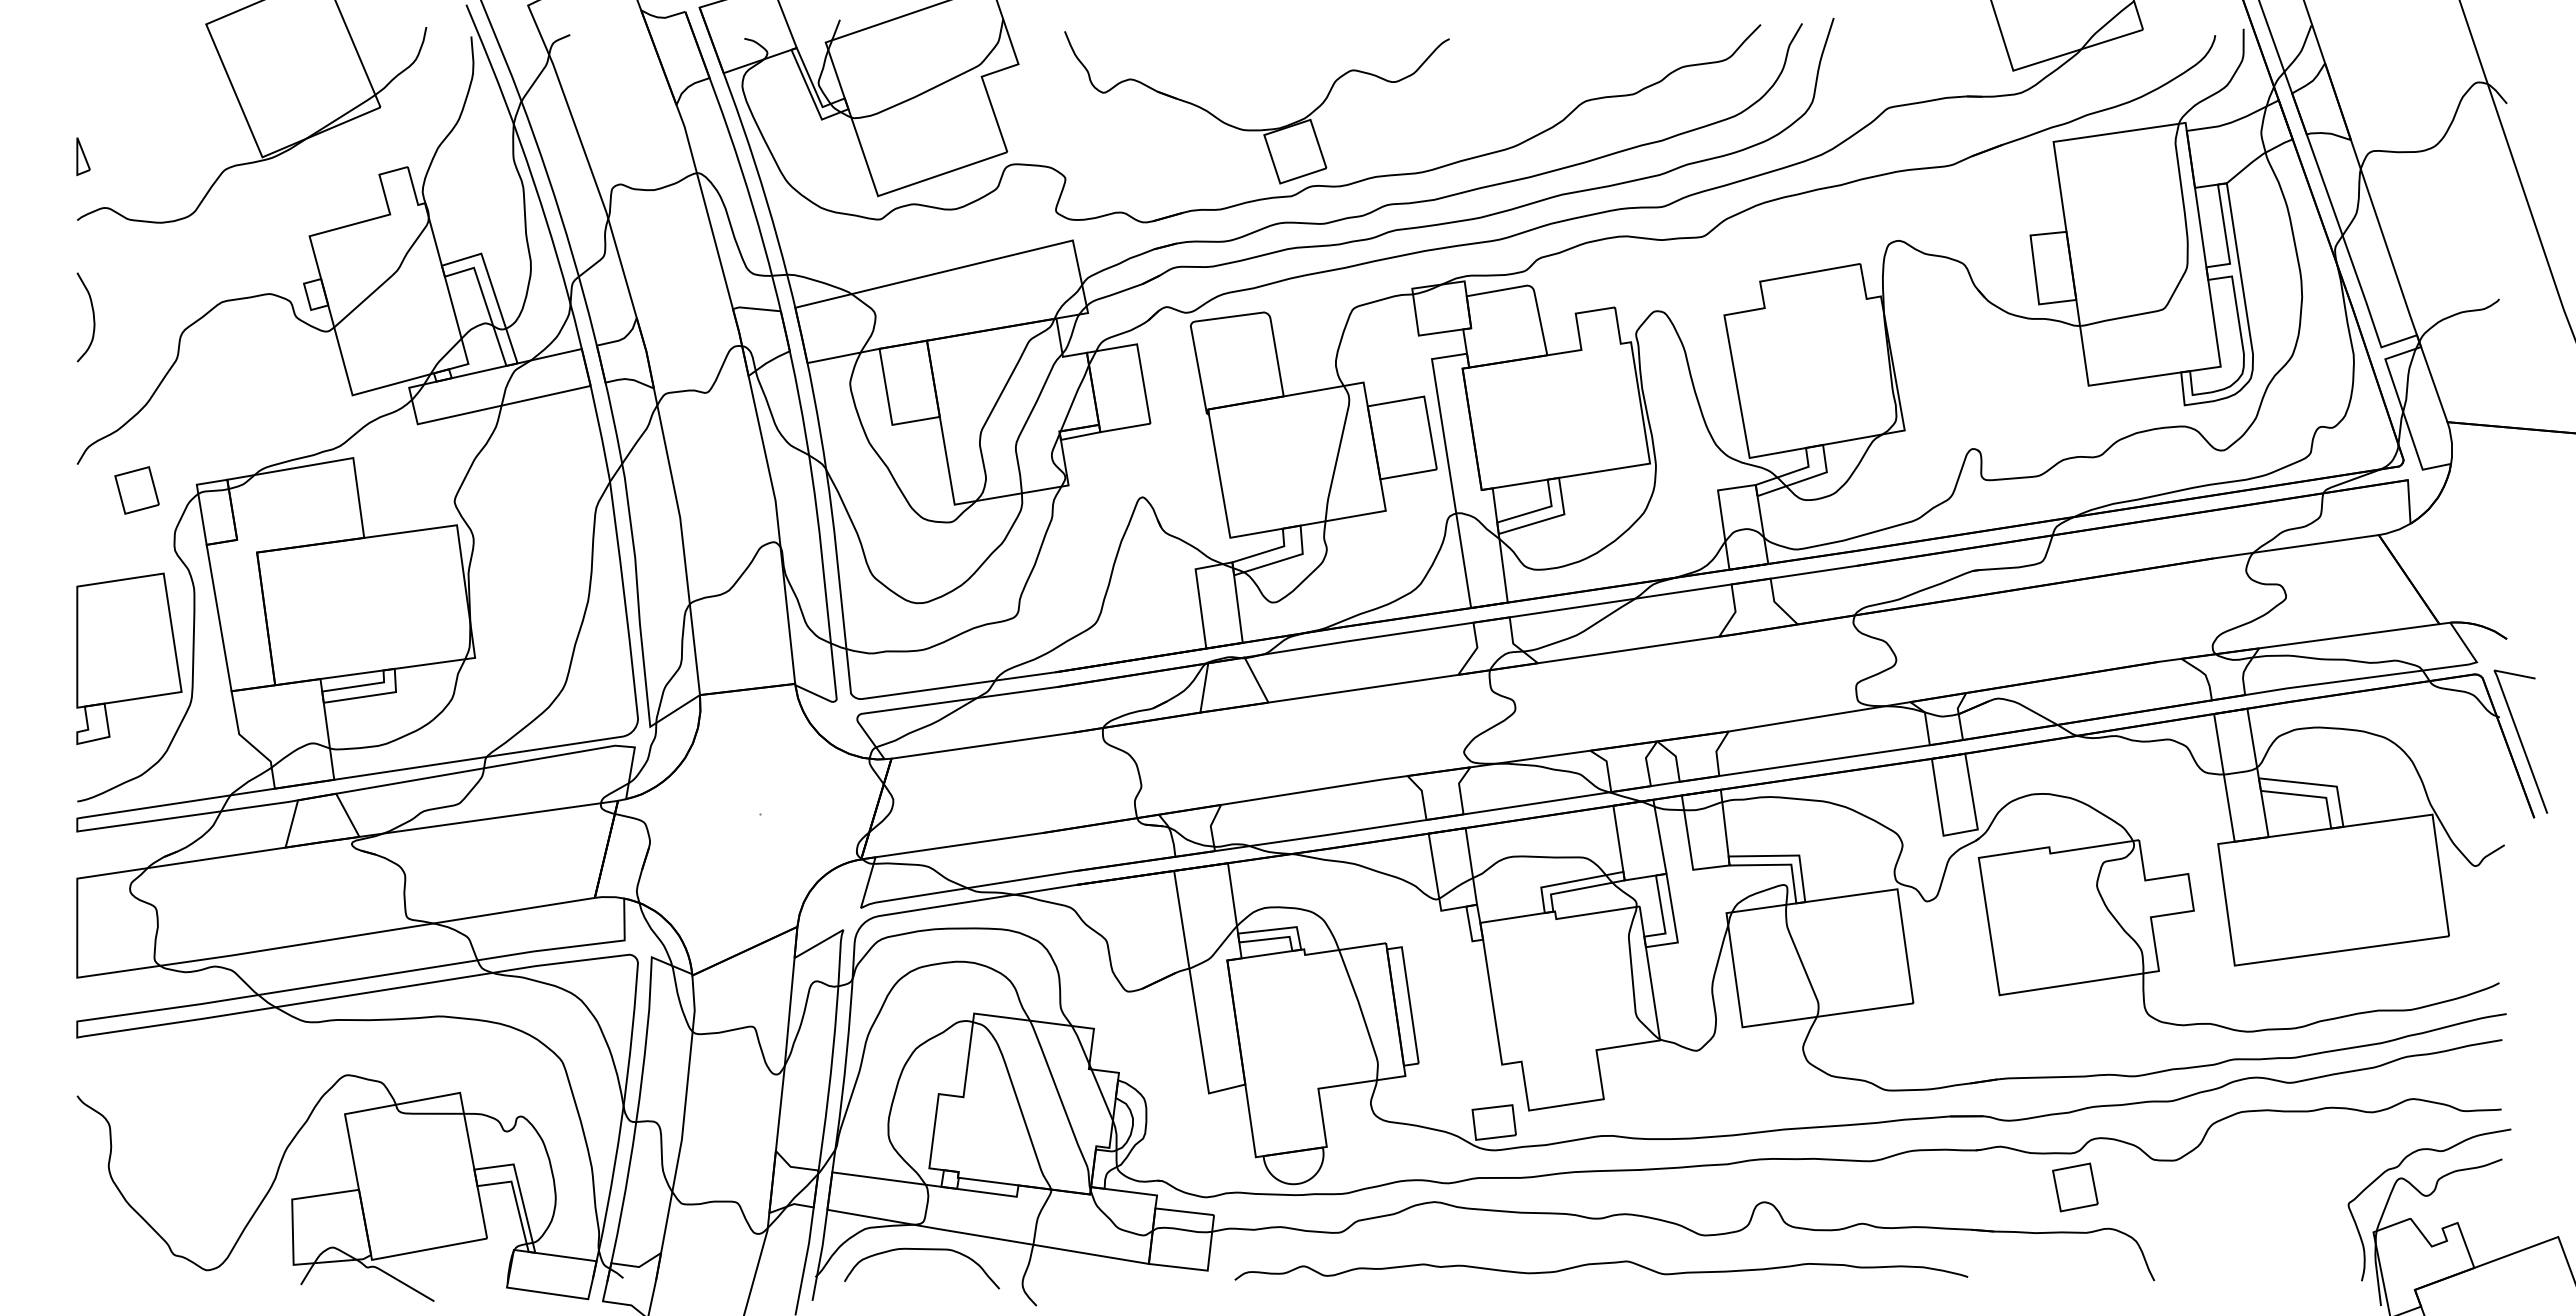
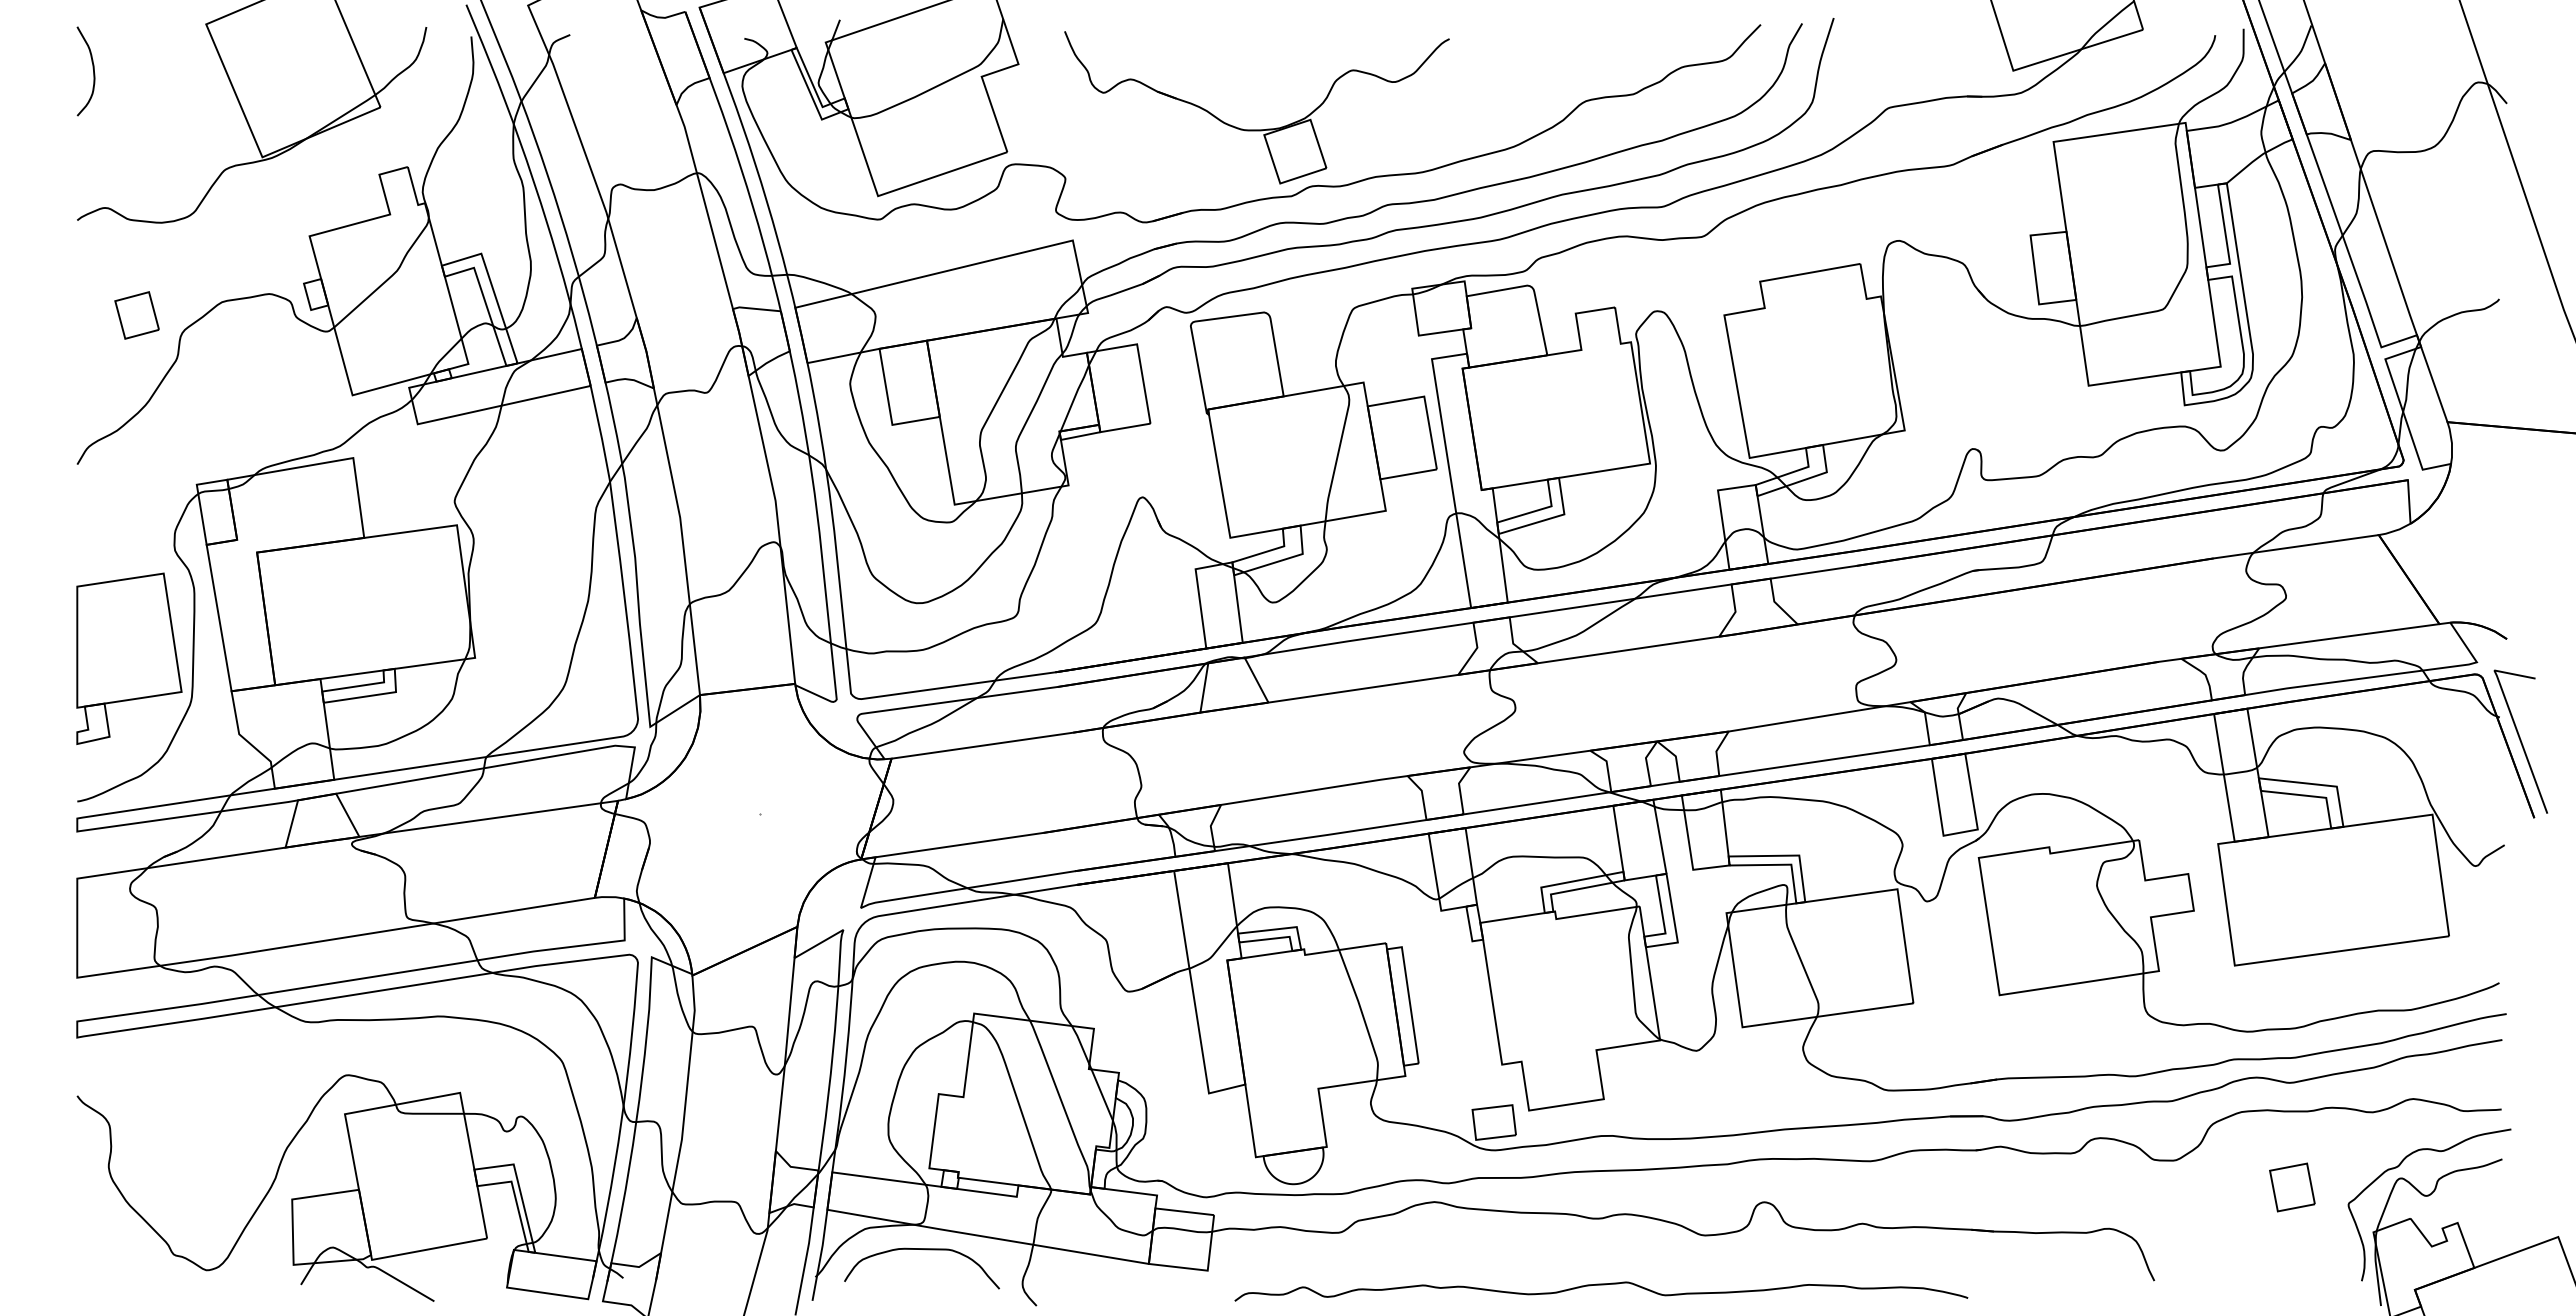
part: present -> none (83, 156)
curve position: (92, 314) -> (92, 68) (92, 68)
part position: (136, 490) -> (136, 315) (136, 315)
part position: (2075, 1187) -> (2292, 1187) (2292, 1187)
curve position: (1601, 1264) -> (1601, 1285) (1601, 1285)
